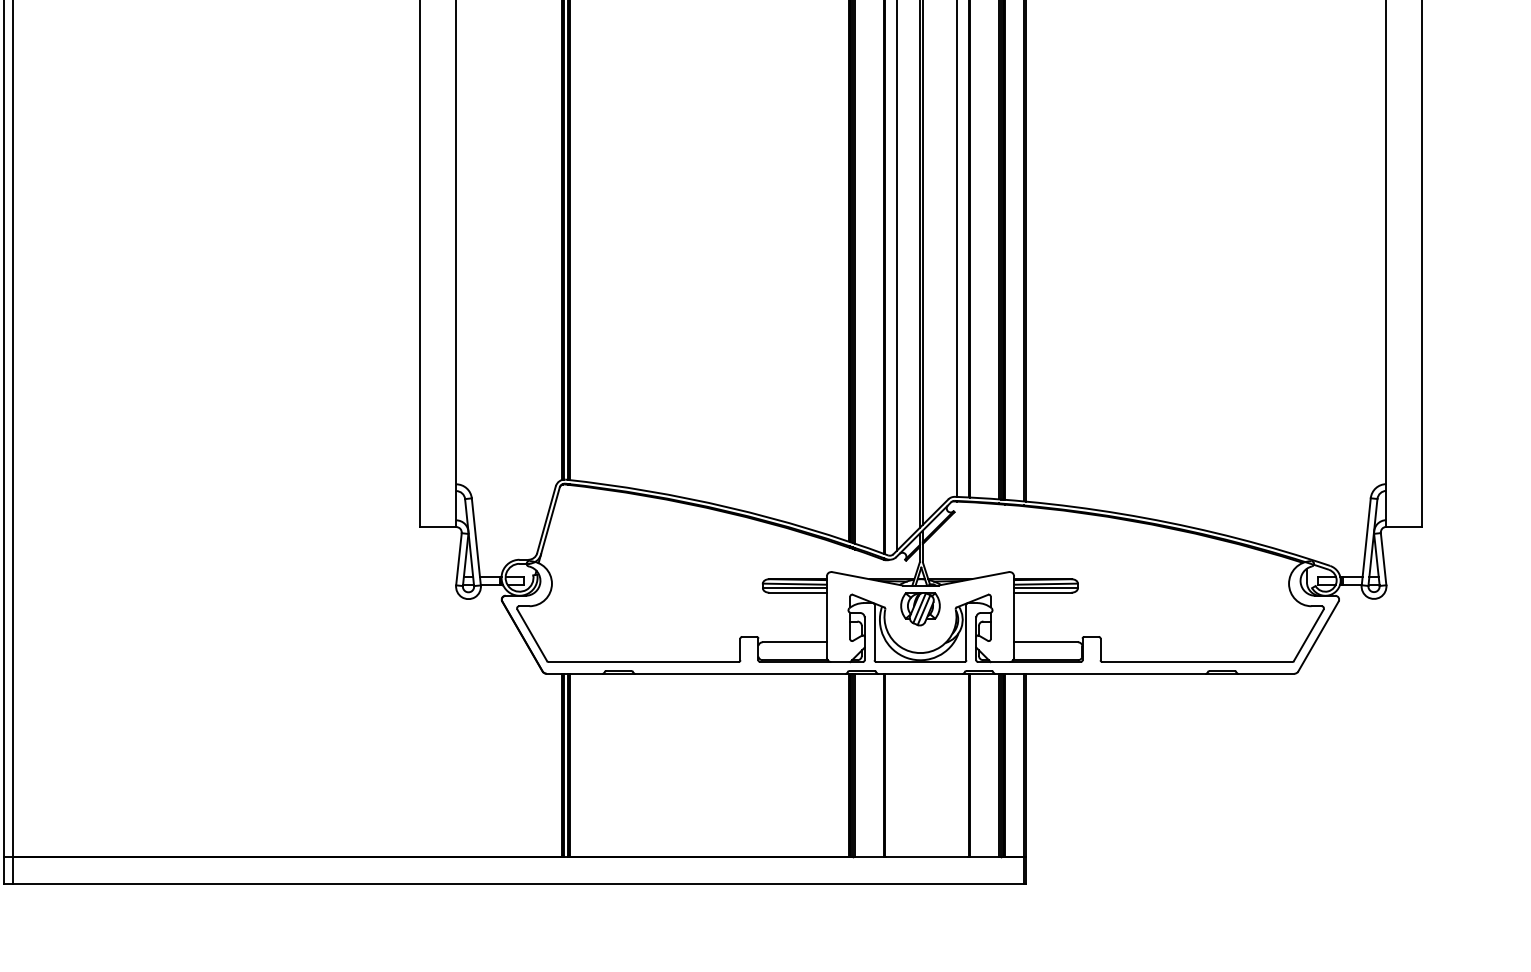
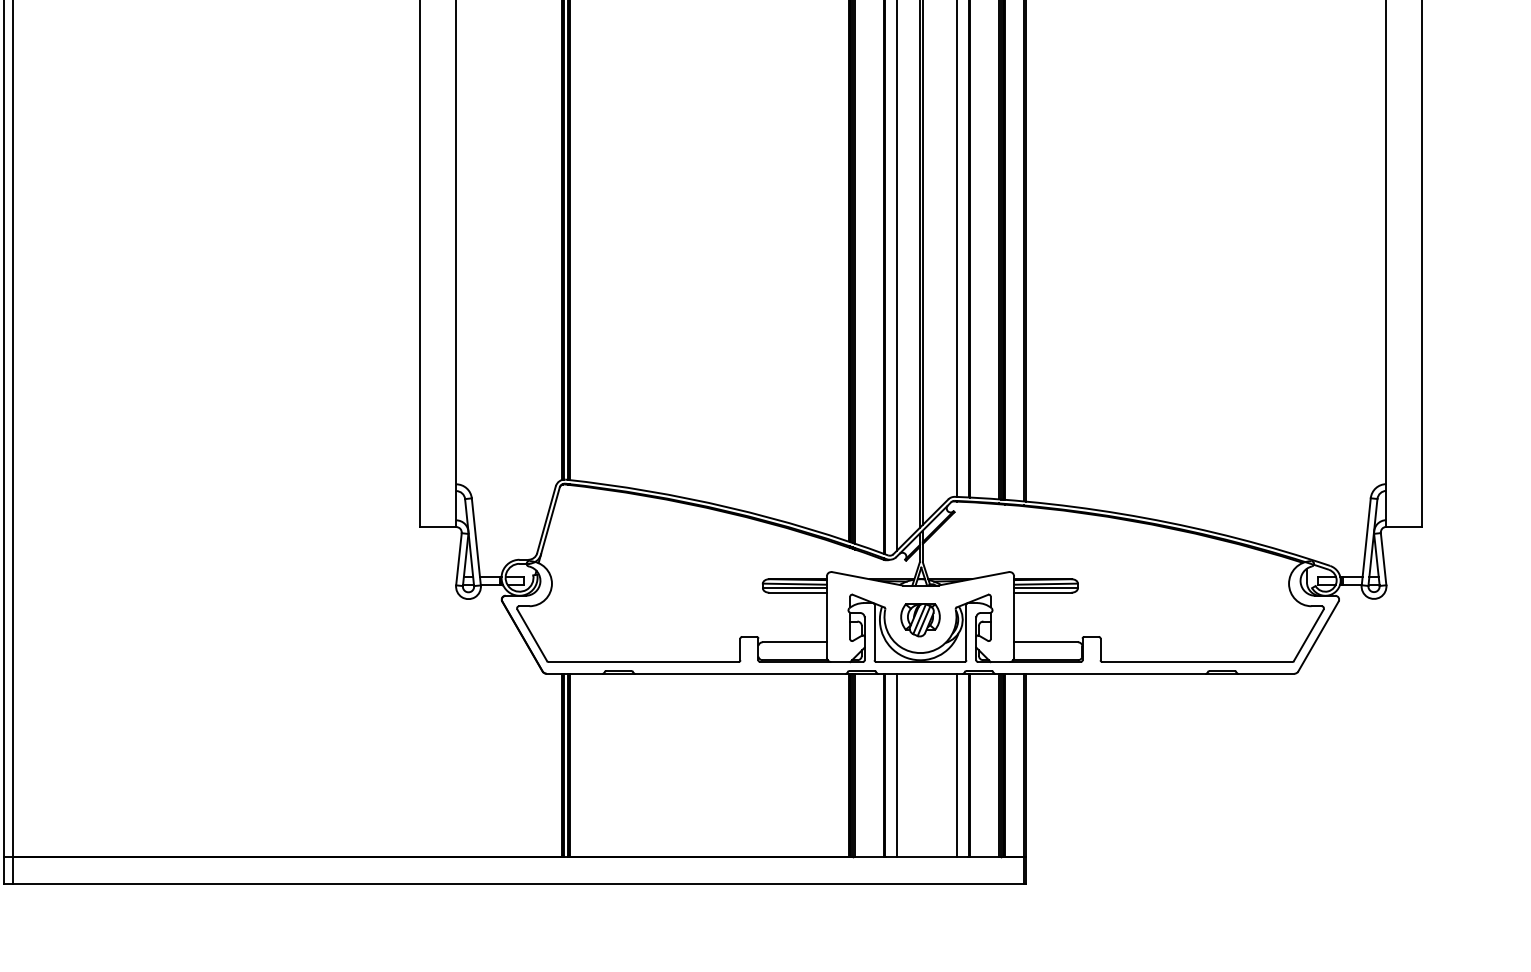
part position: (920, 609) -> (920, 620) (920, 620)
line: none -> present (896, 764)
line: none -> present (957, 764)
